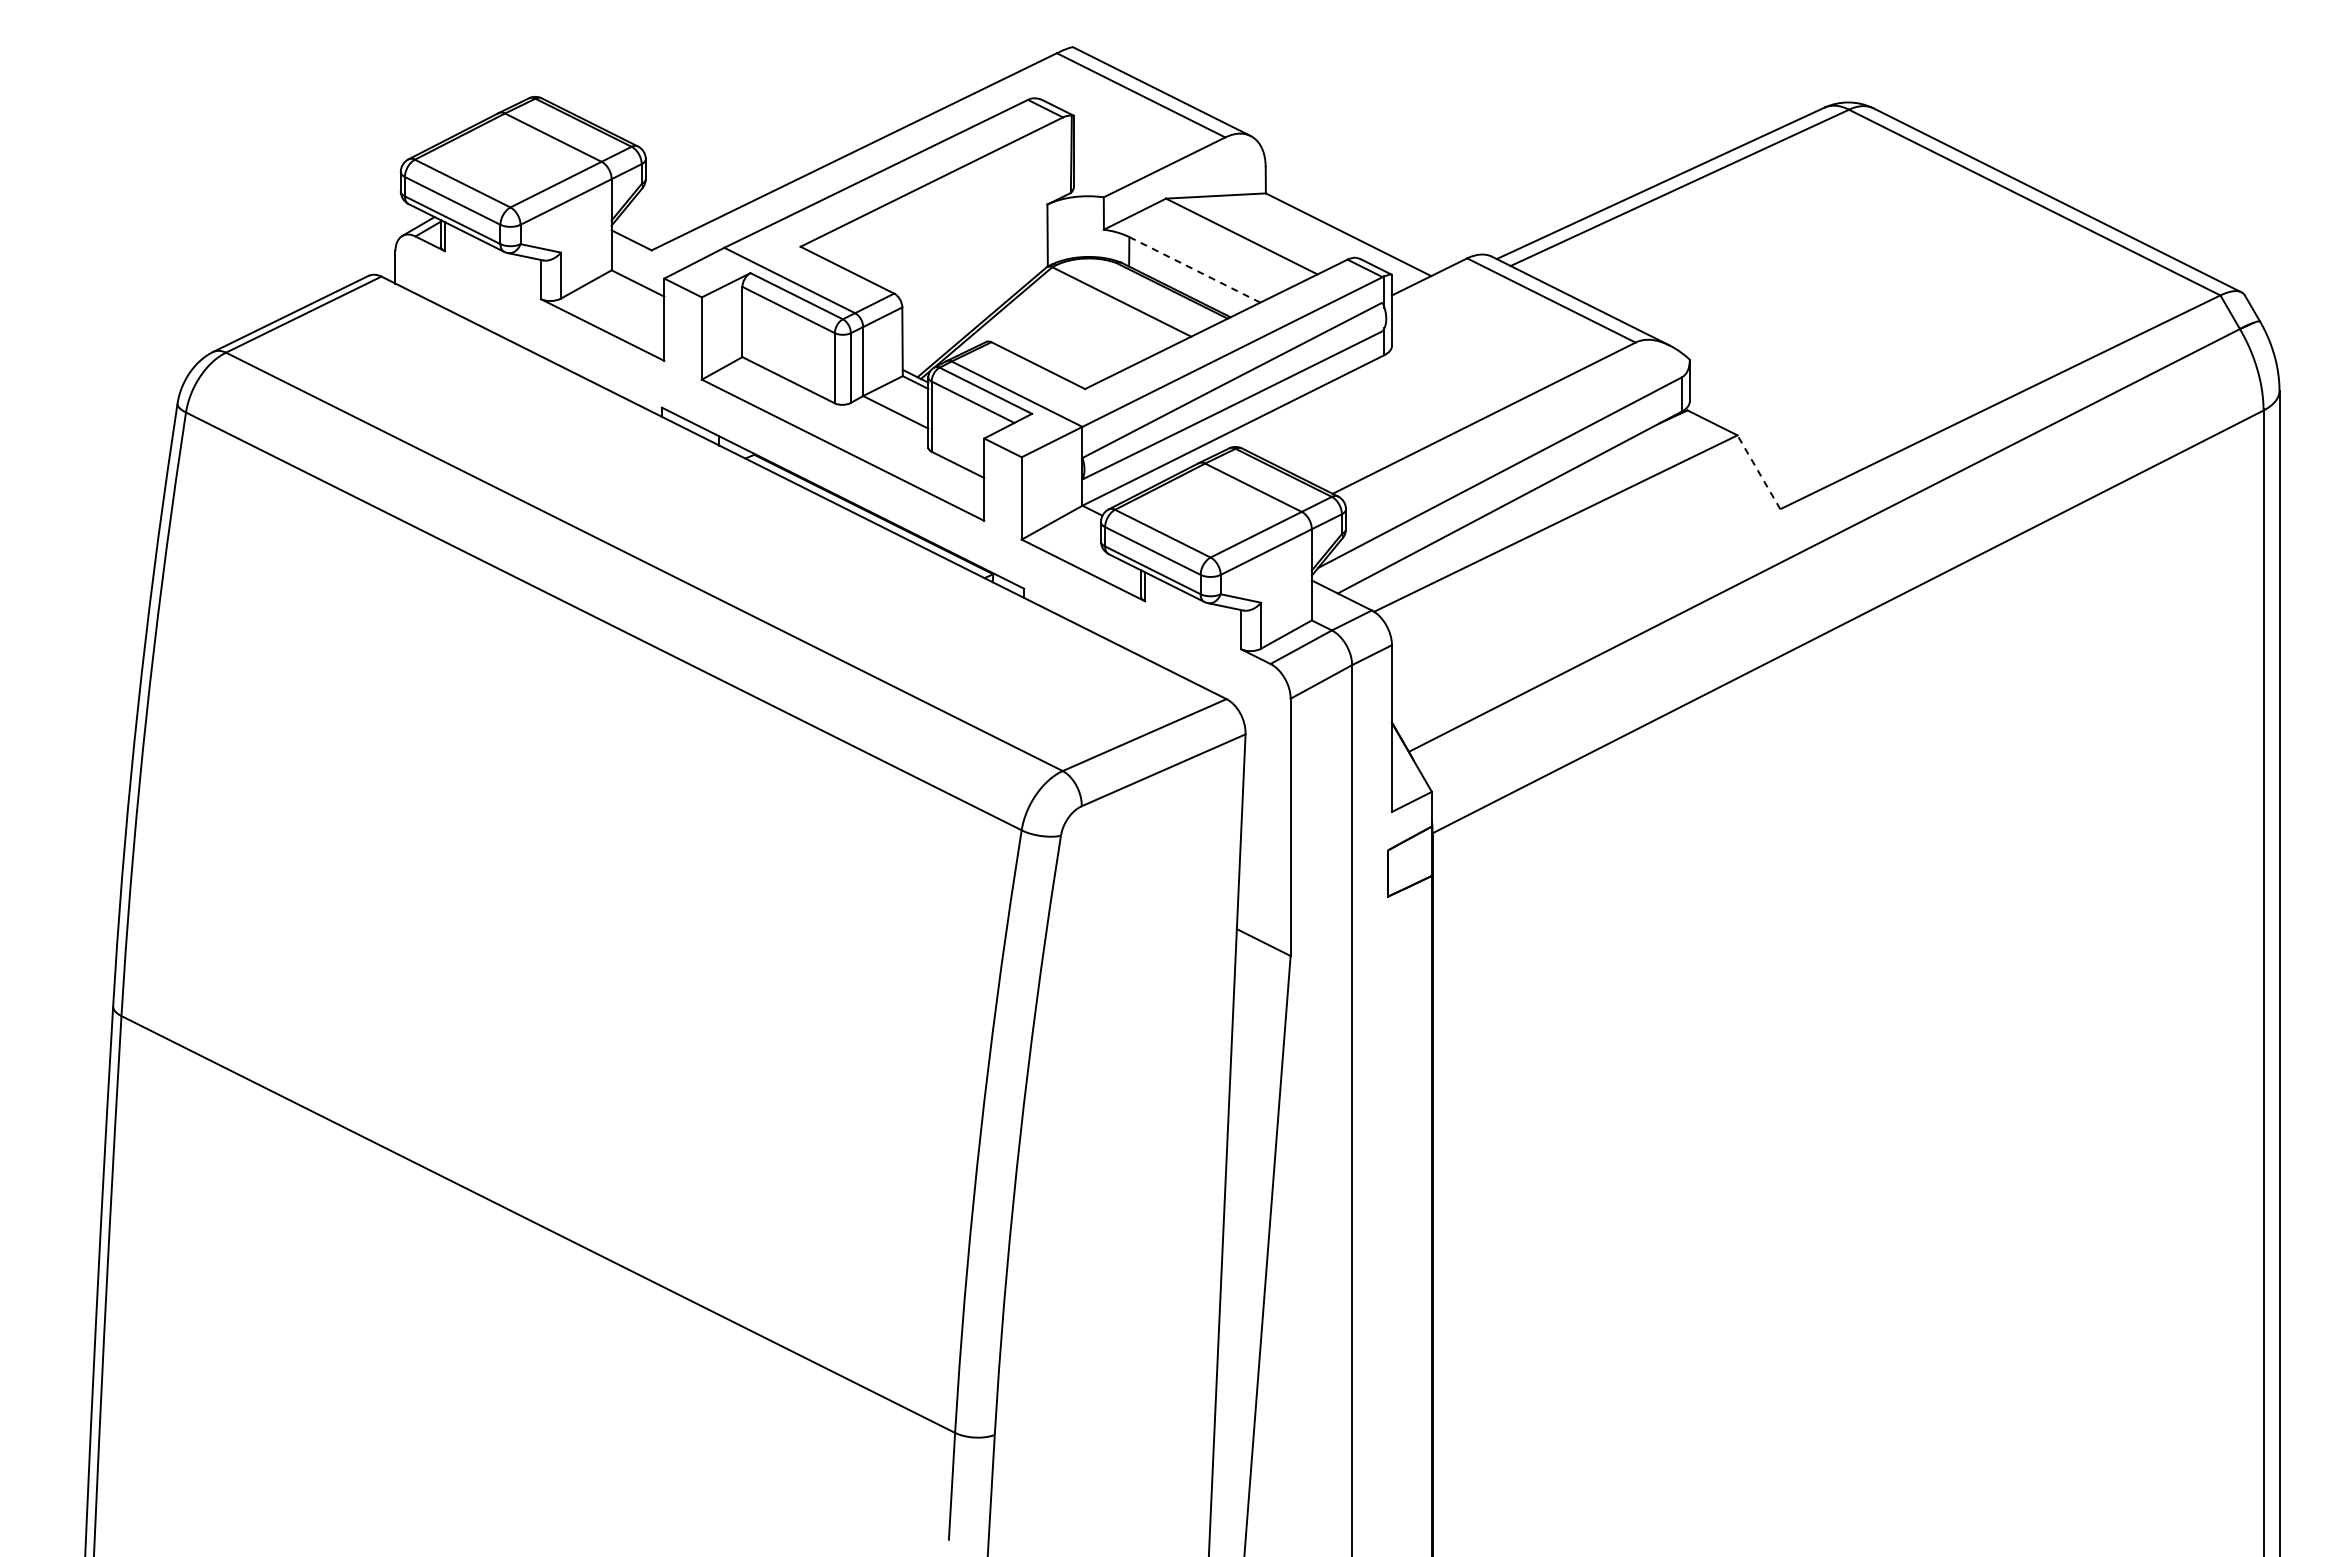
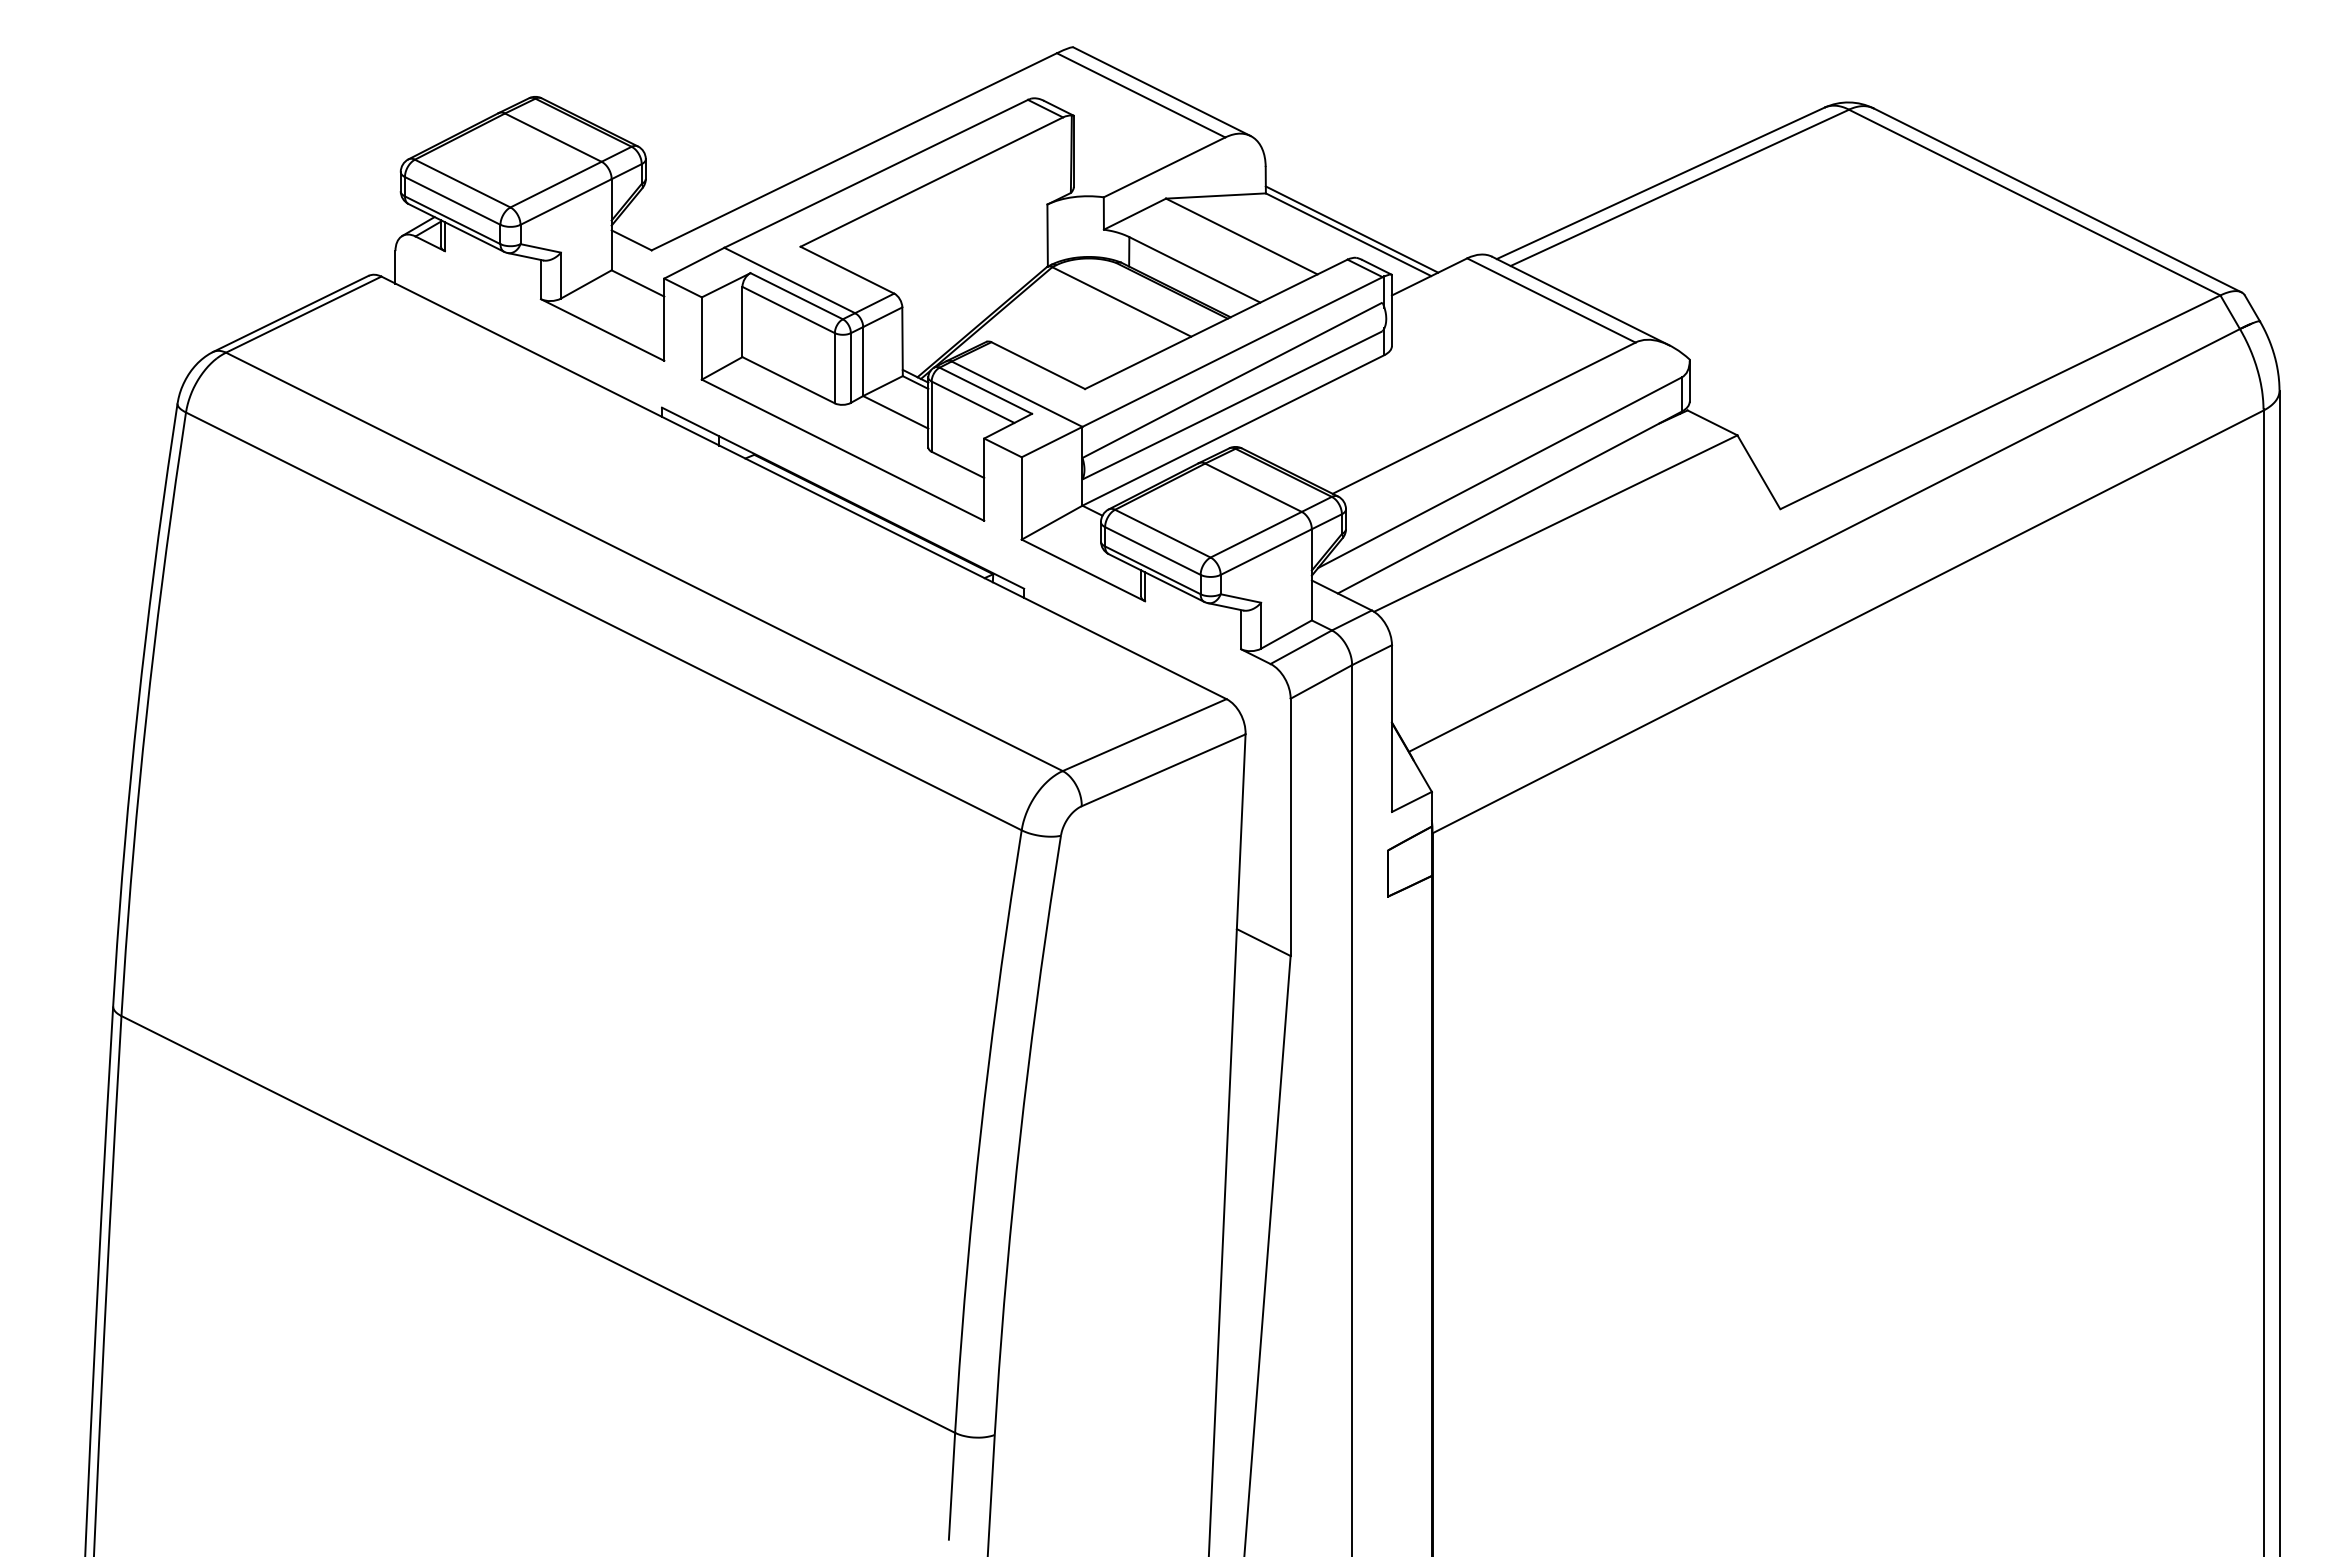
line: none -> present (1351, 229)
line: dashed -> solid (1195, 270)
line: dashed -> solid (1758, 472)
